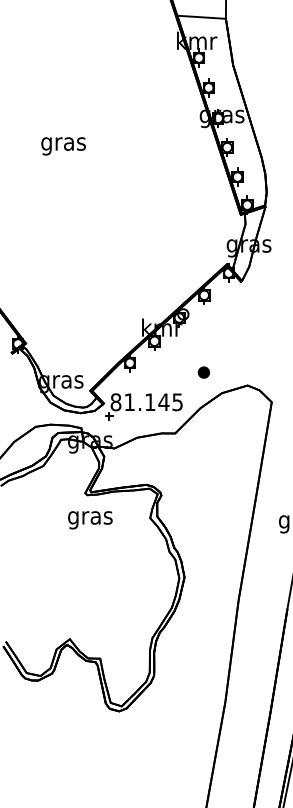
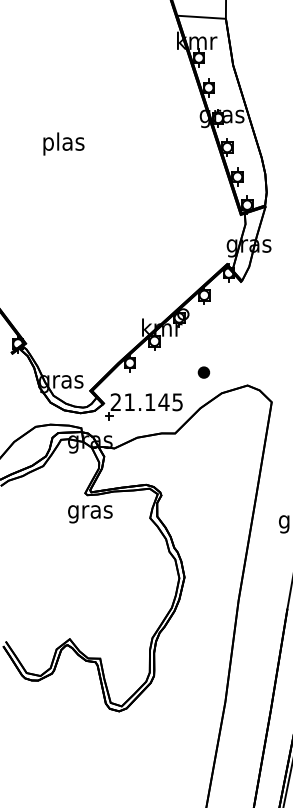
text: gras -> plas (63, 143)
text: 81.145 -> 21.145 (115, 402)
text position: (90, 520) -> (90, 514) (90, 514)
